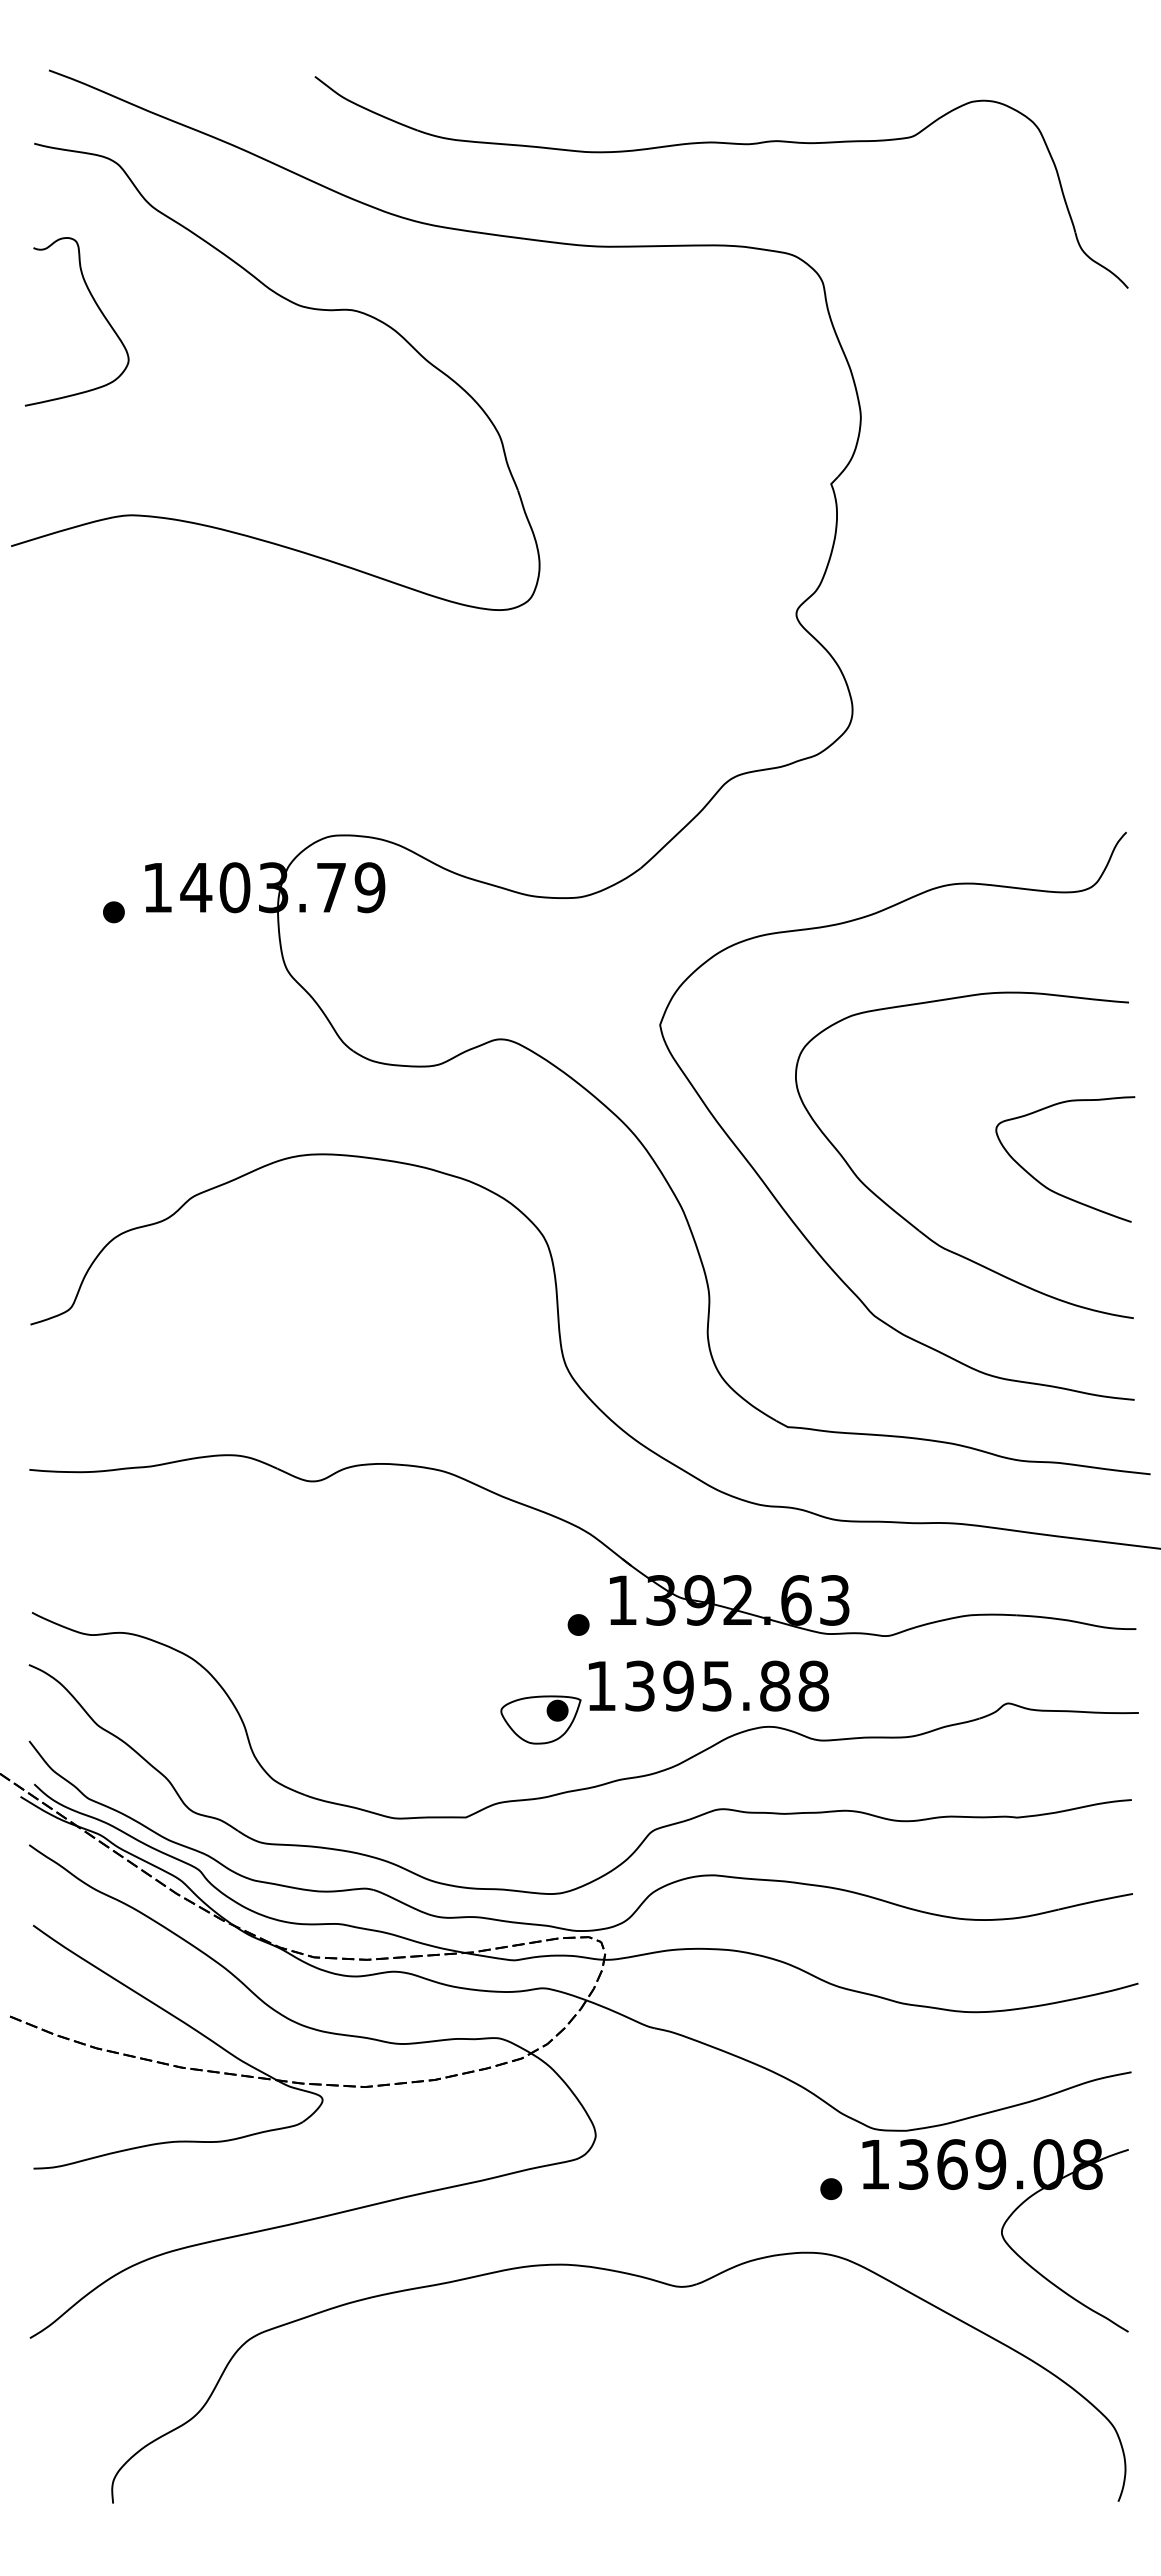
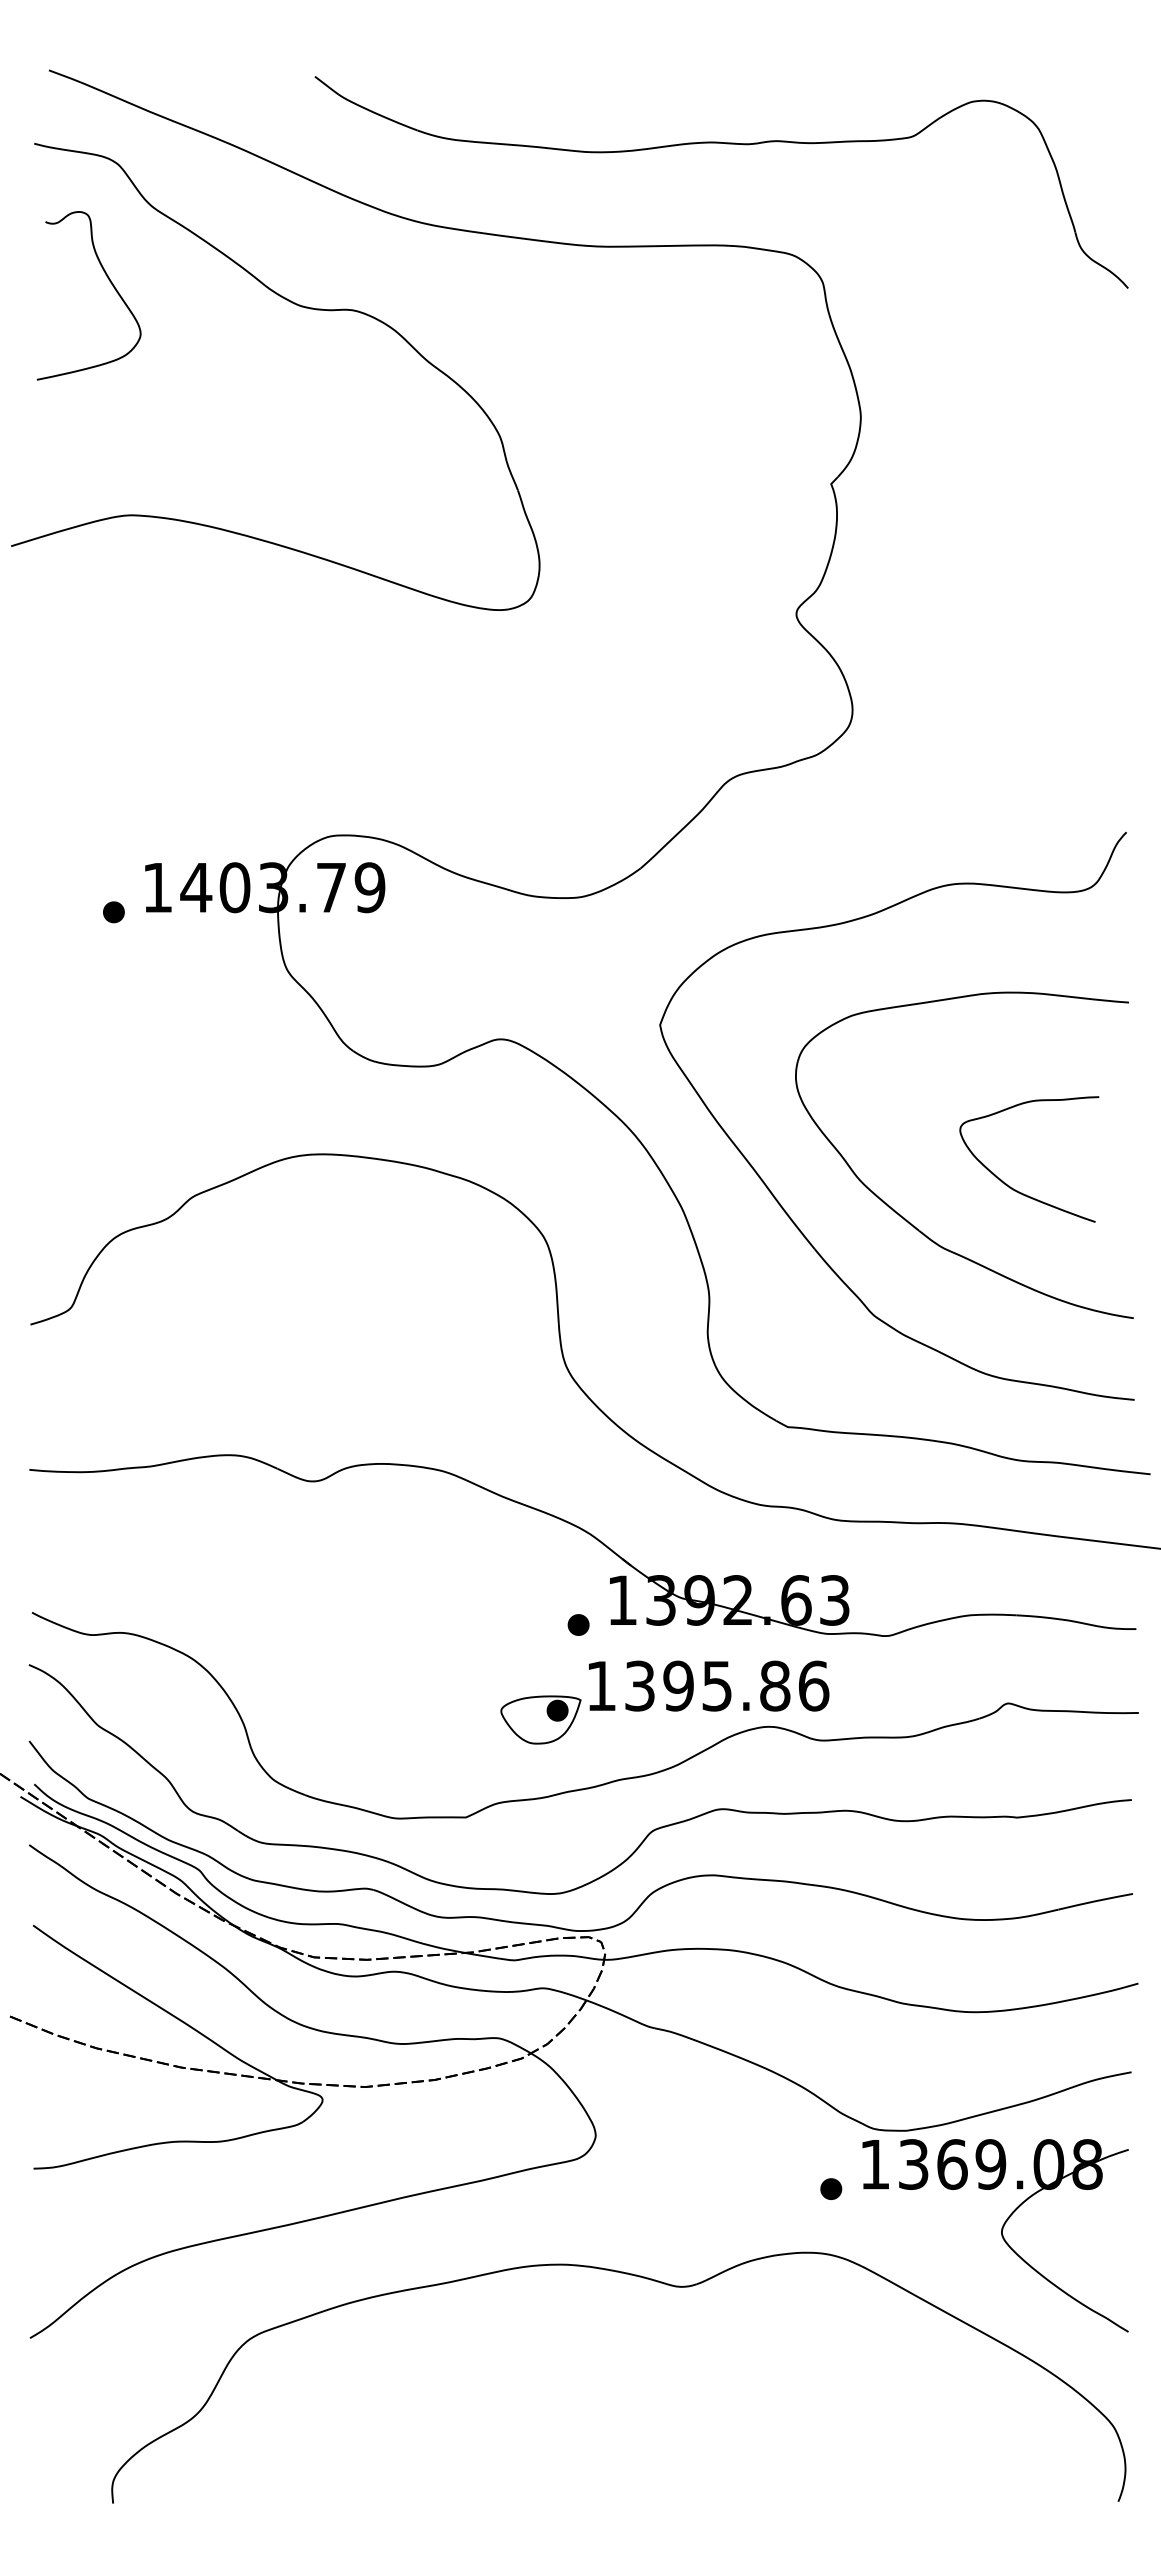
part position: (98, 309) -> (110, 283) (110, 283)
part position: (1048, 1187) -> (1012, 1187) (1012, 1187)
text: 1395.88 -> 1395.86 (813, 1685)
